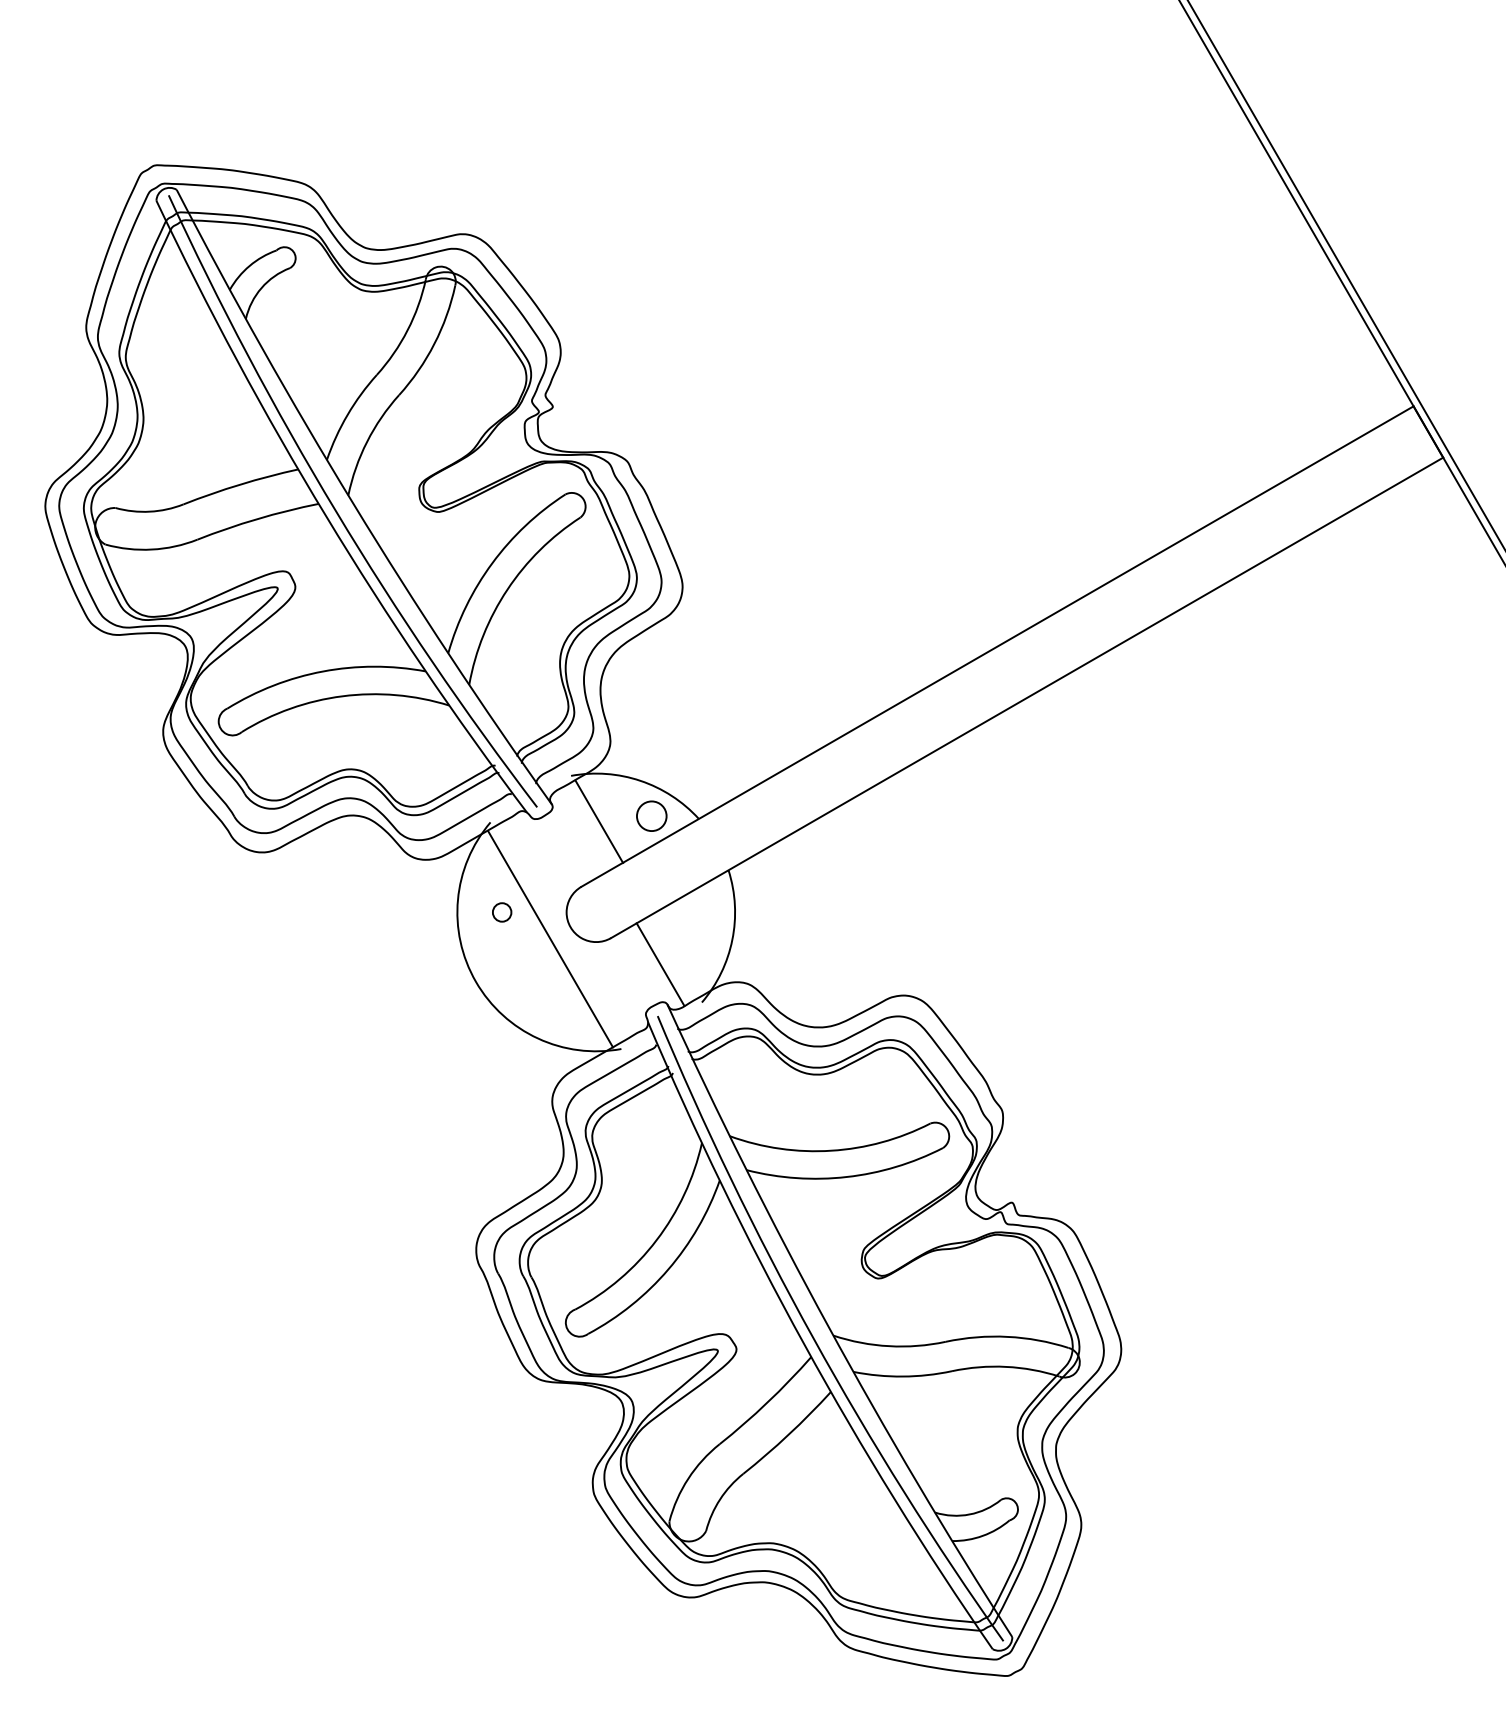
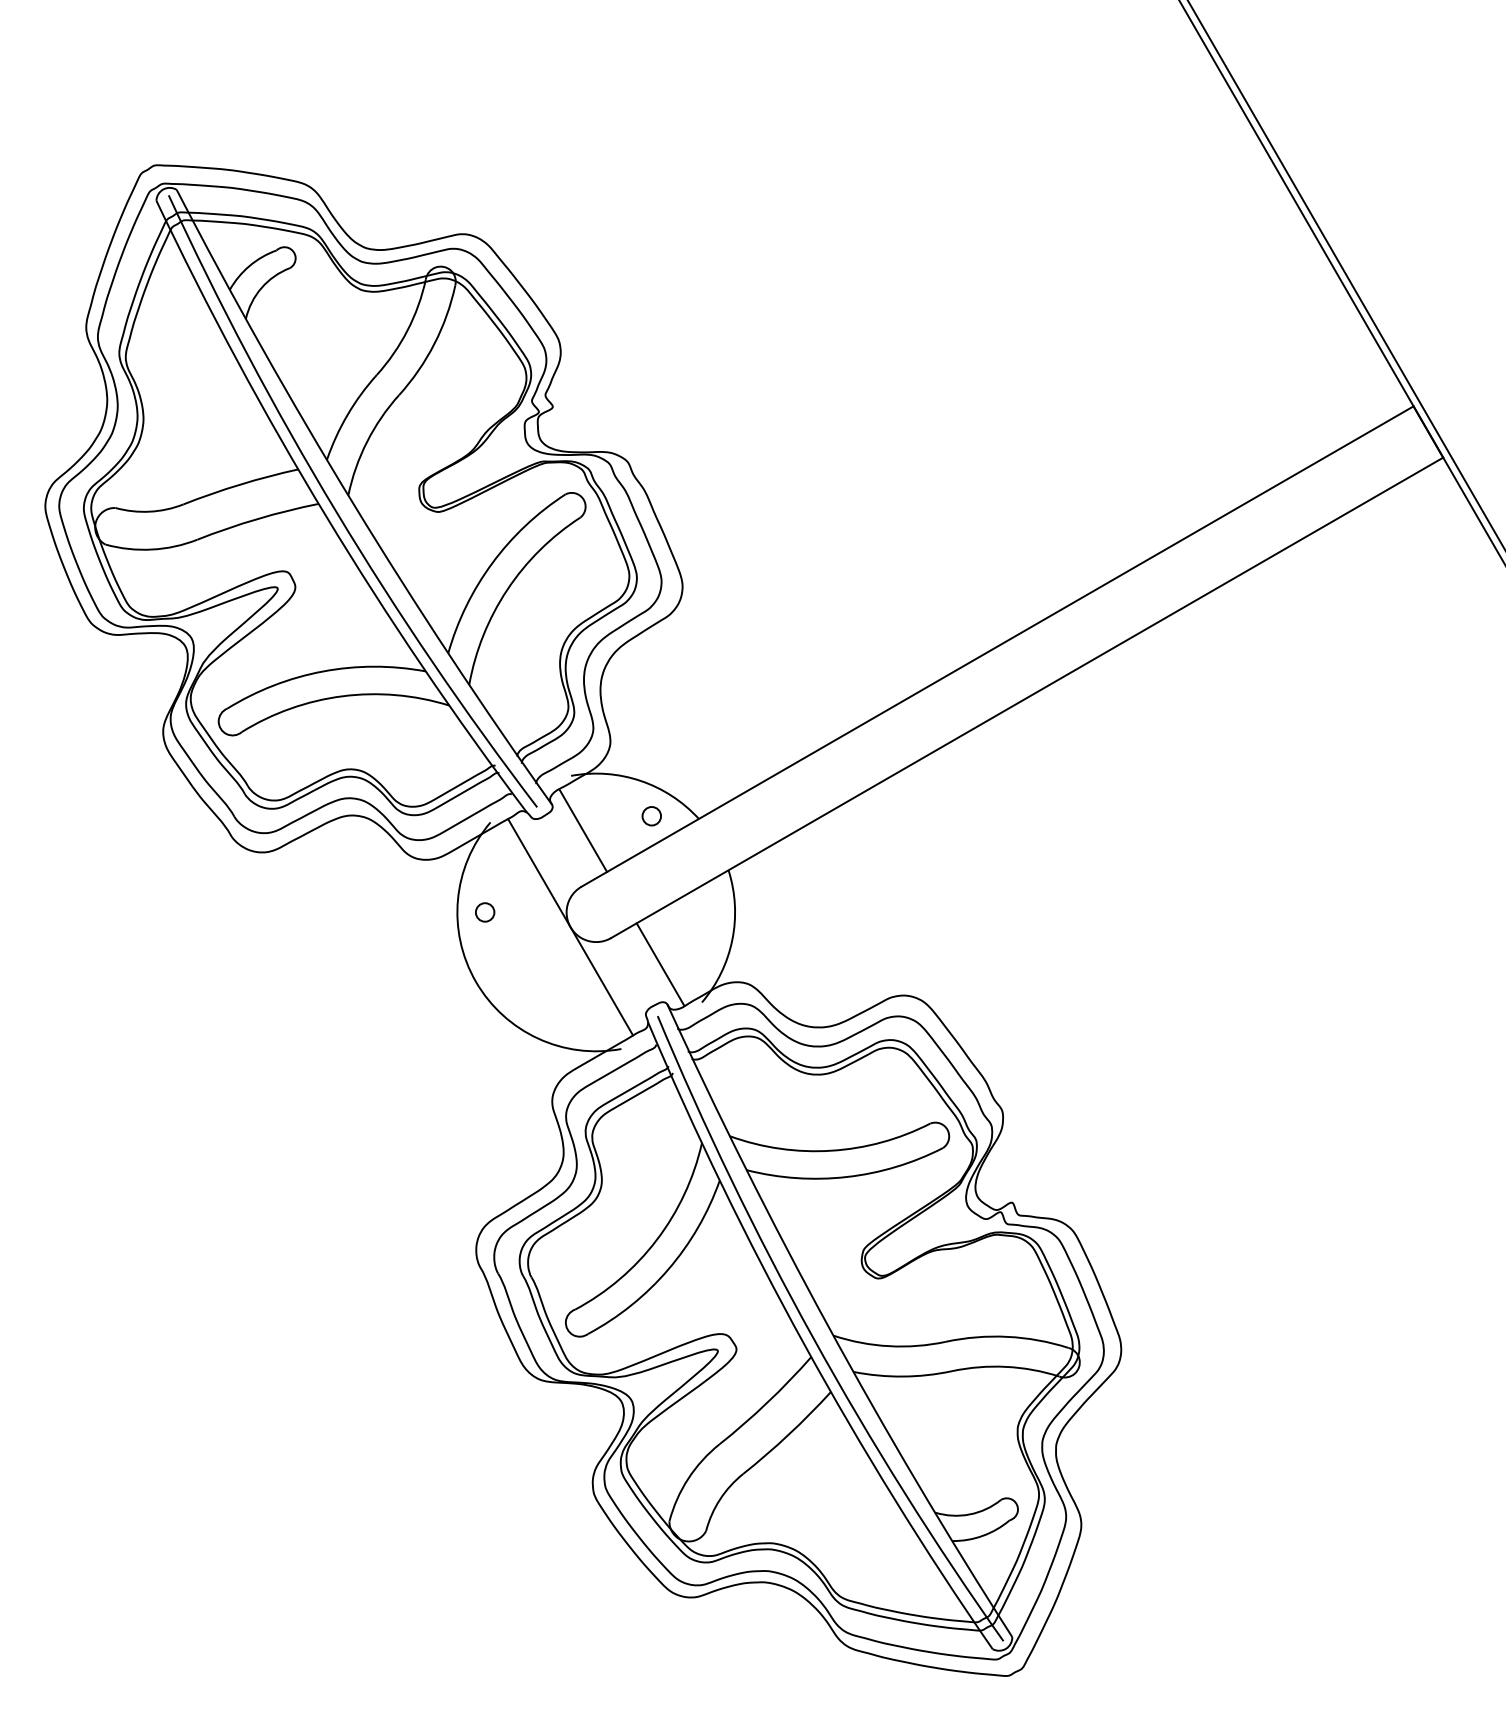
circle diameter: 30 px -> 19 px (651, 816)
line position: (599, 821) -> (583, 830) (583, 830)
circle position: (502, 912) -> (485, 912) (485, 912)
line position: (550, 939) -> (570, 927) (570, 927)
